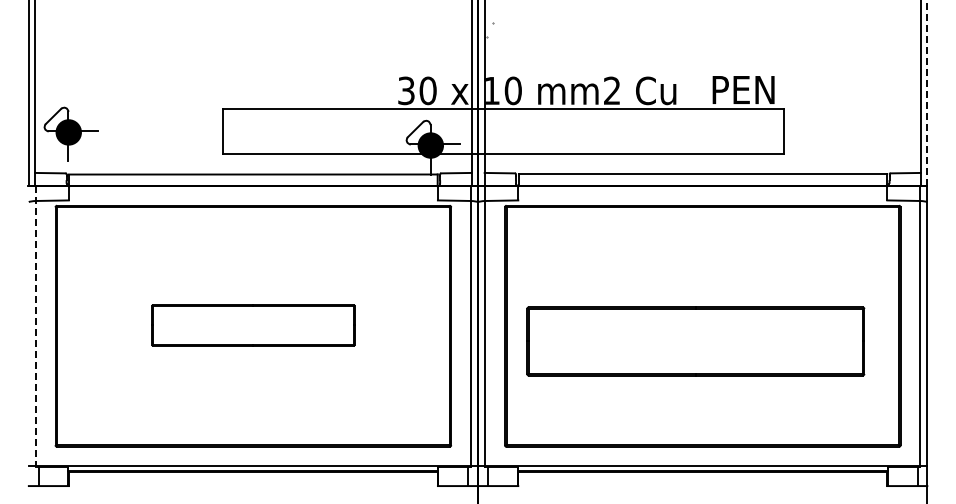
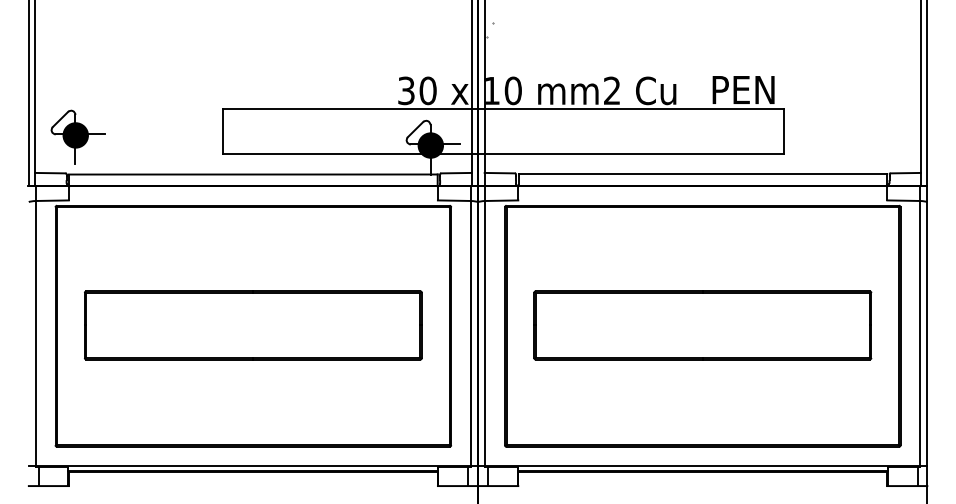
line: dashed -> solid (927, 92)
part position: (70, 133) -> (77, 136) (77, 136)
part size: 205x43 px -> 339x71 px (253, 325)
line: dashed -> solid (35, 326)
part position: (695, 341) -> (702, 325) (702, 325)
